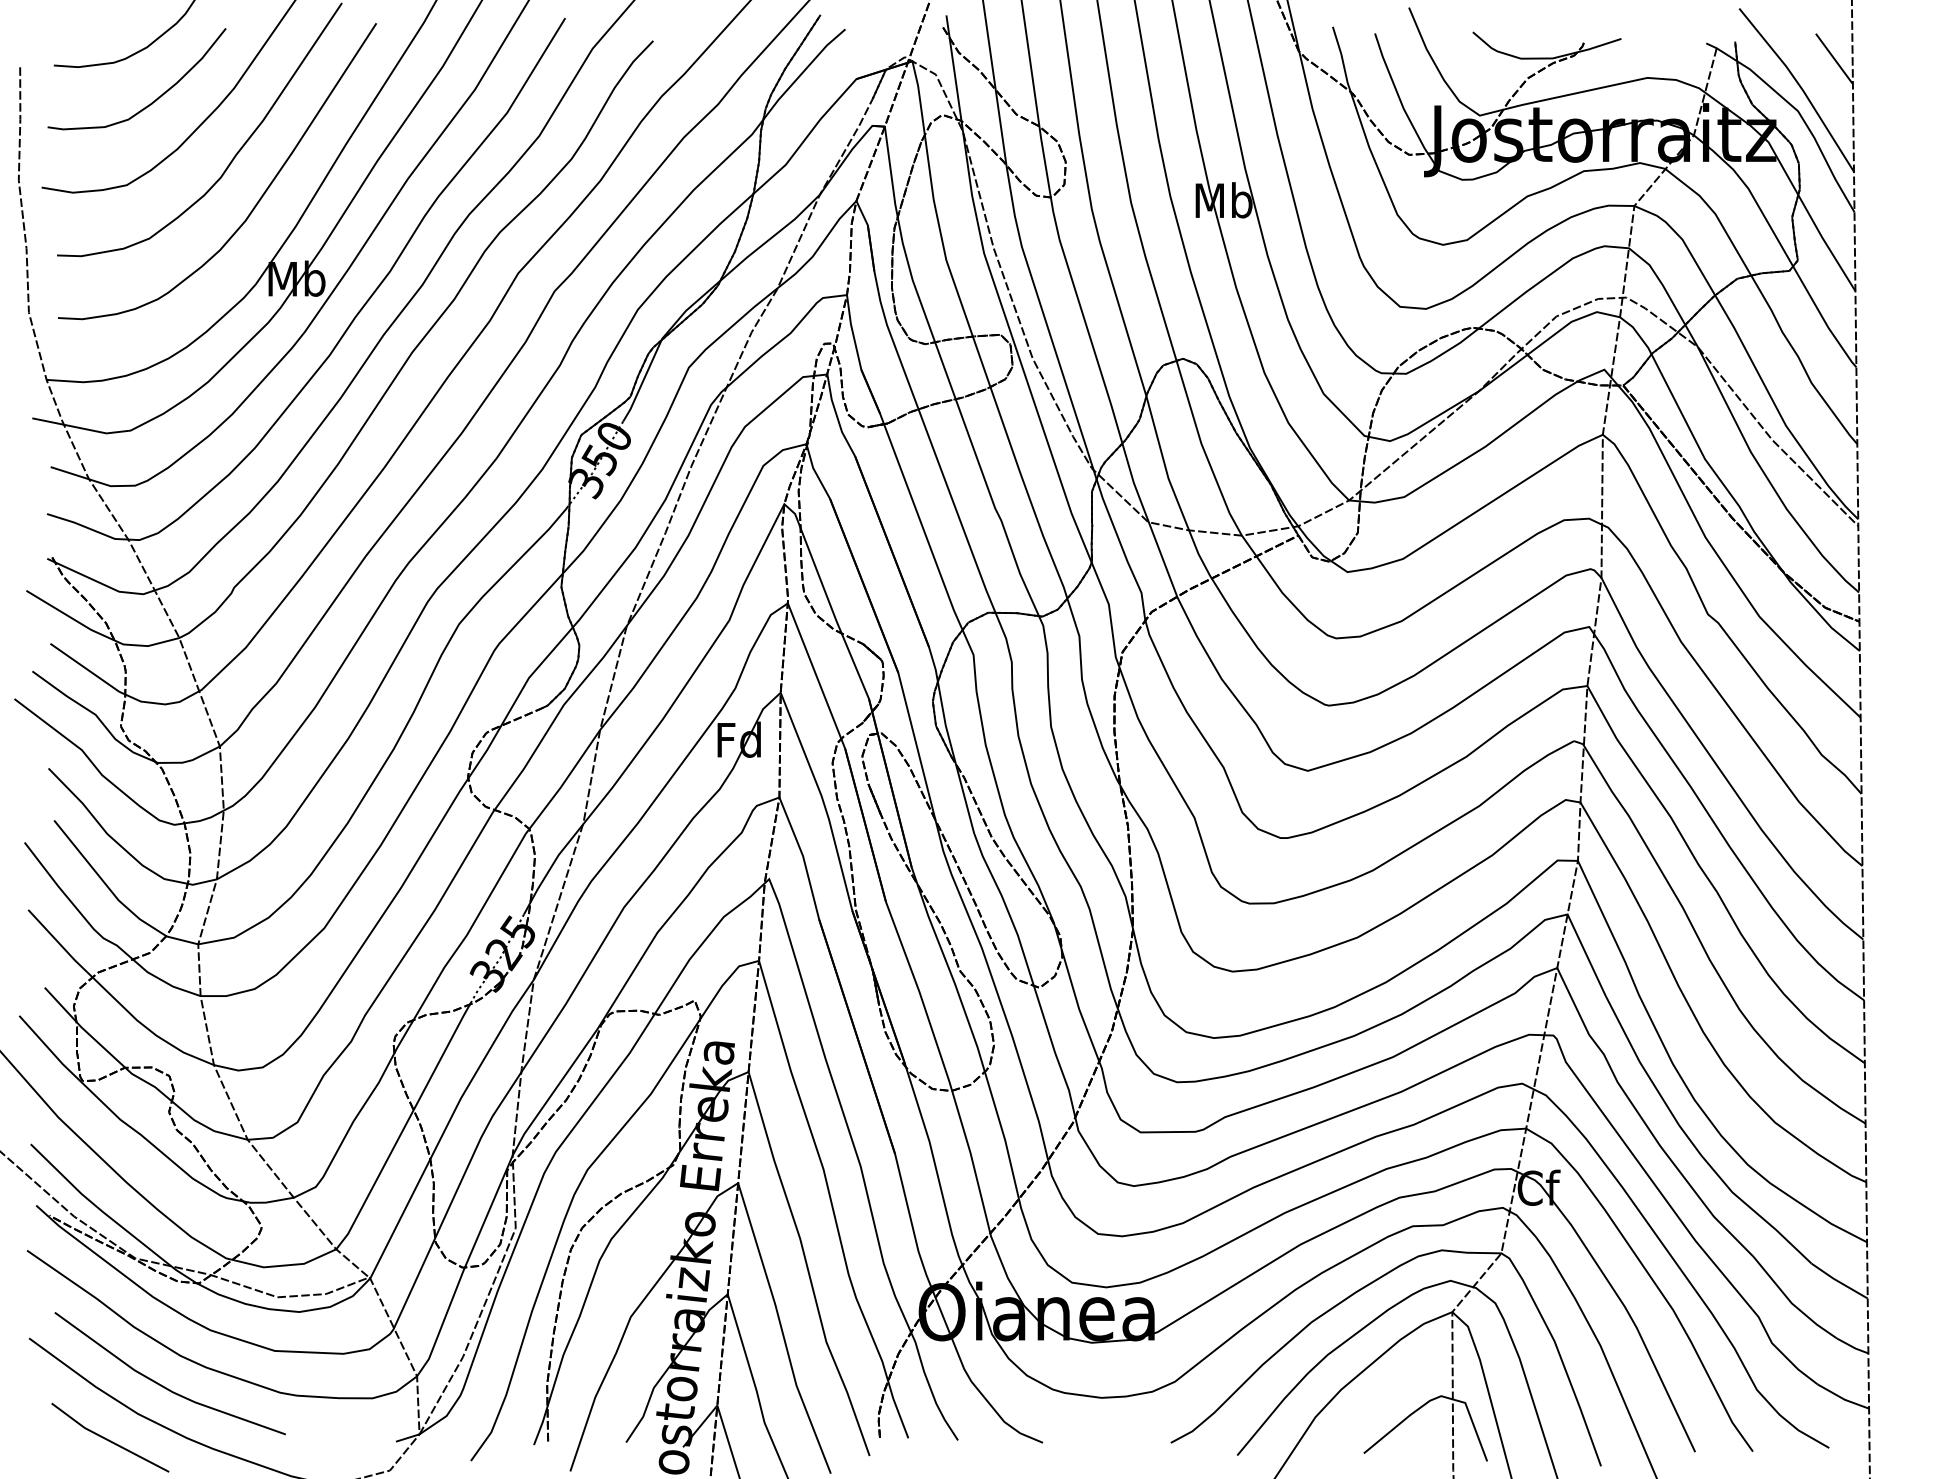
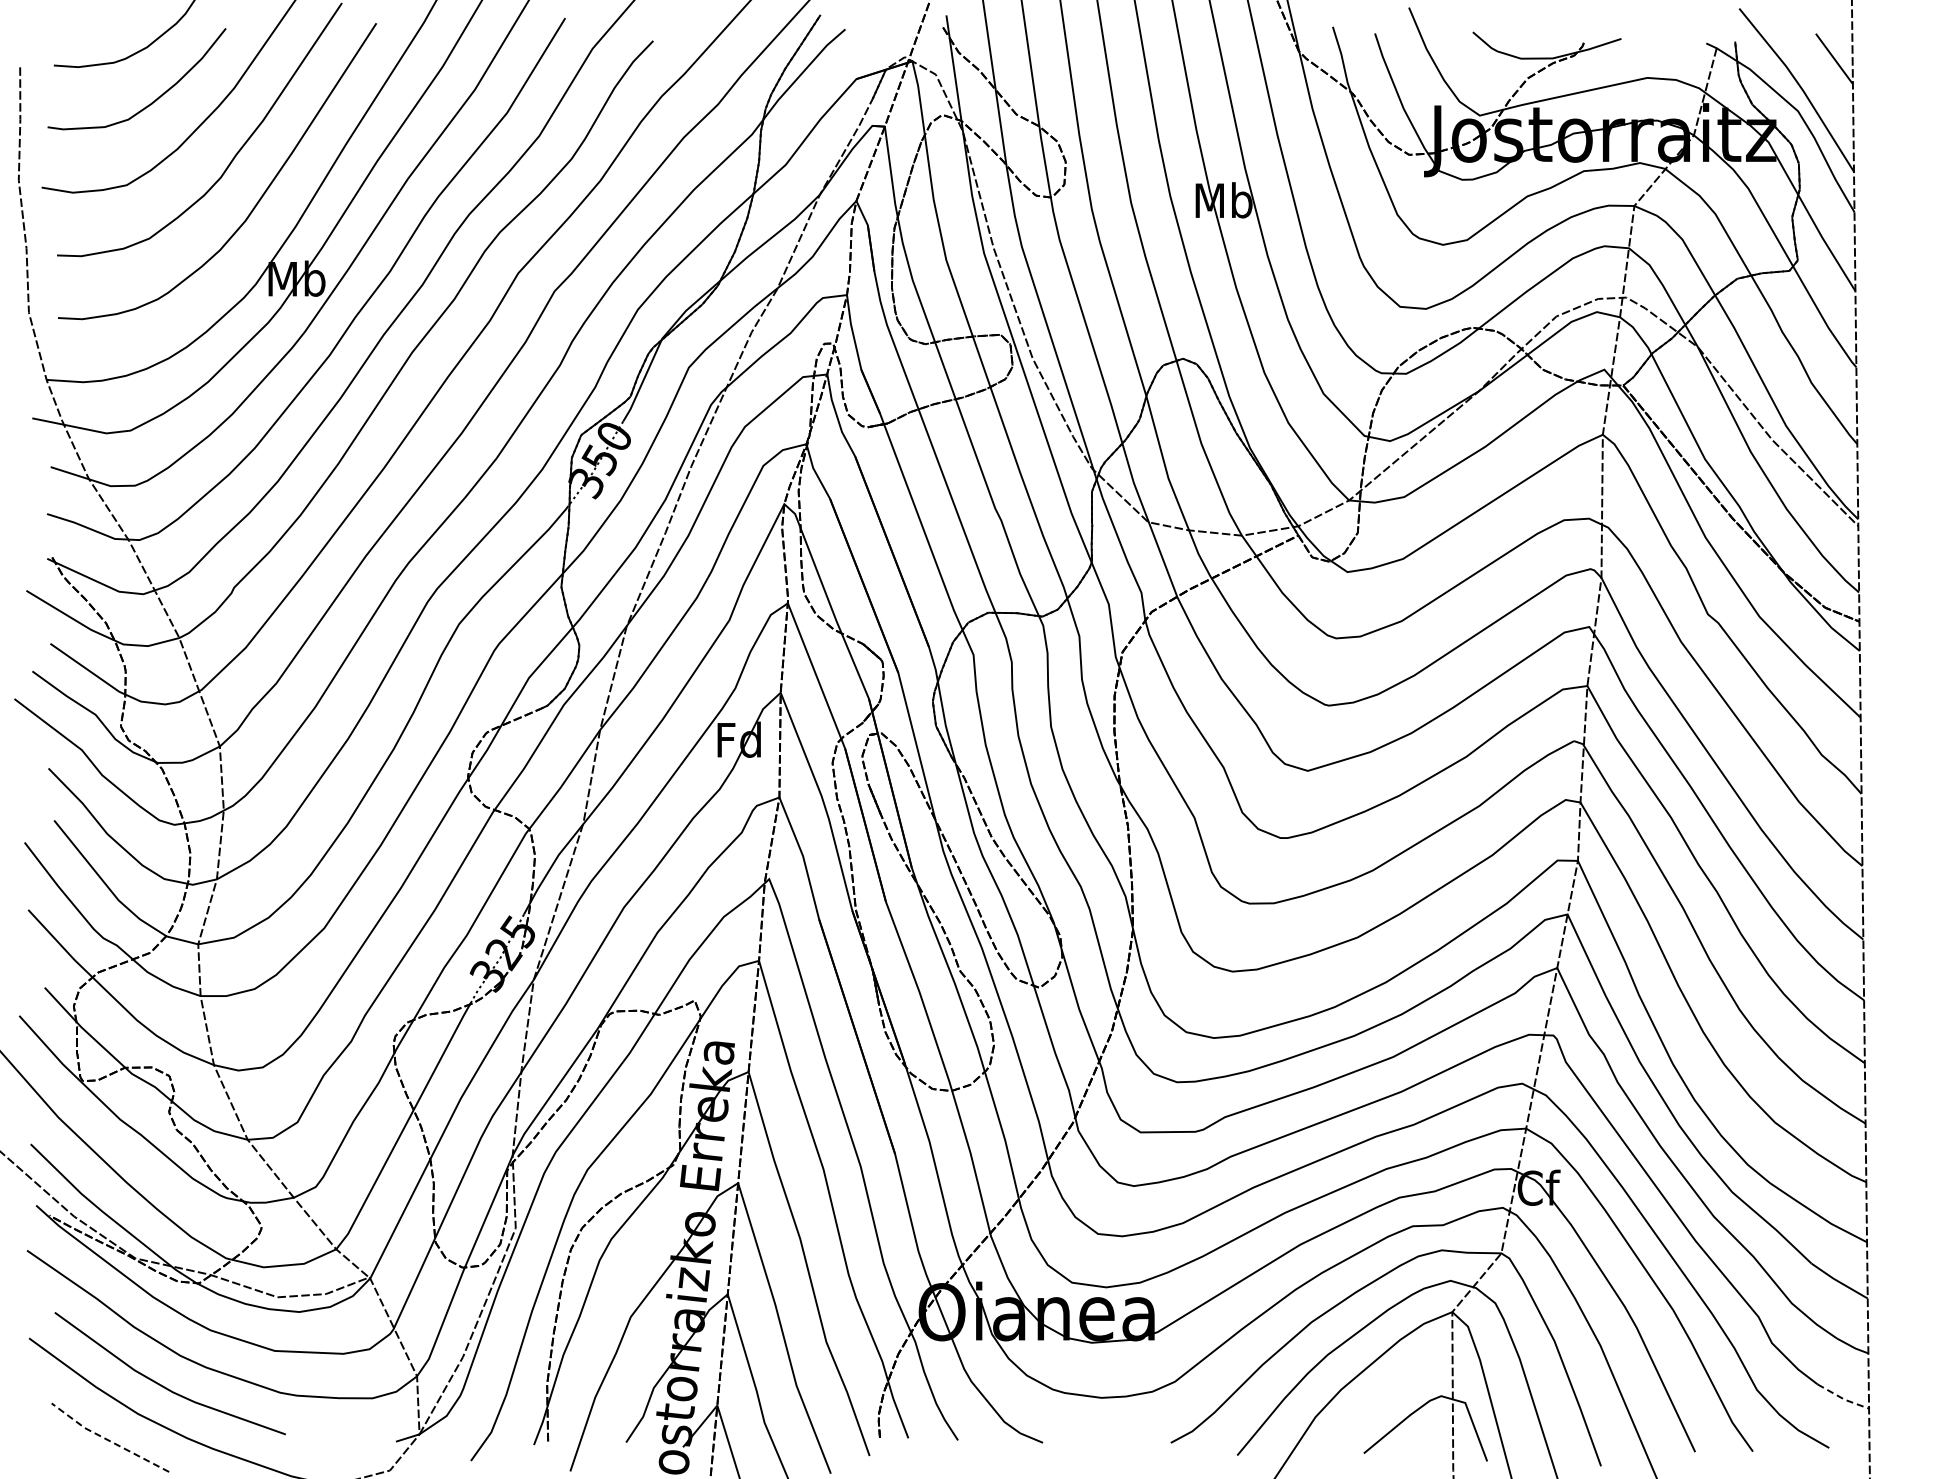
line: solid -> dashed (1843, 1398)
line: solid -> dashed (108, 1440)
